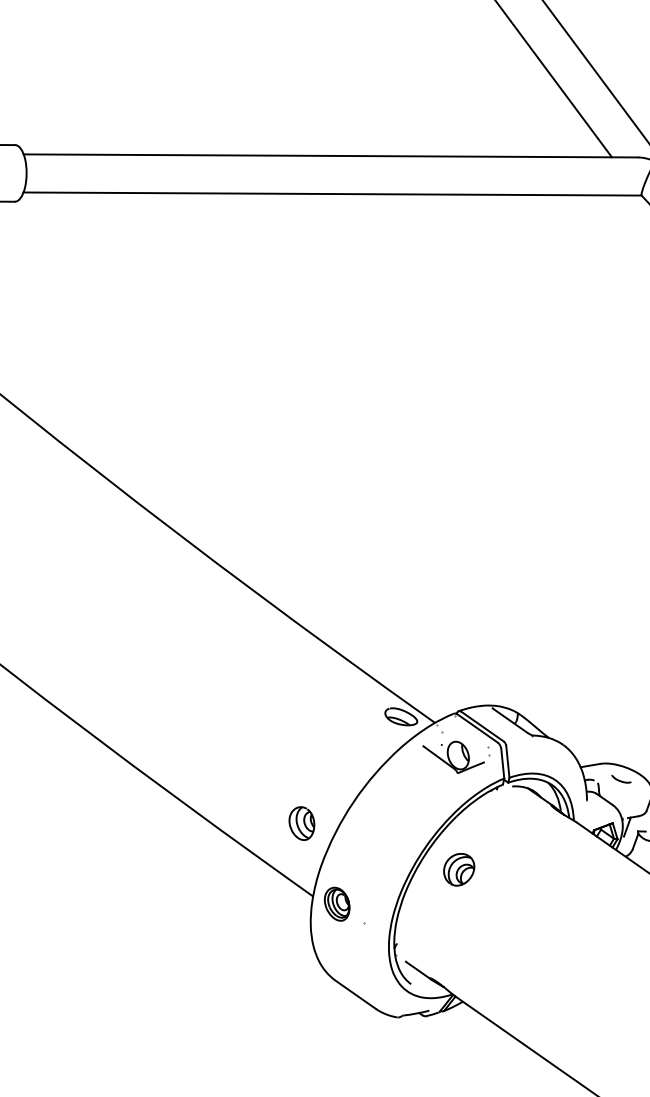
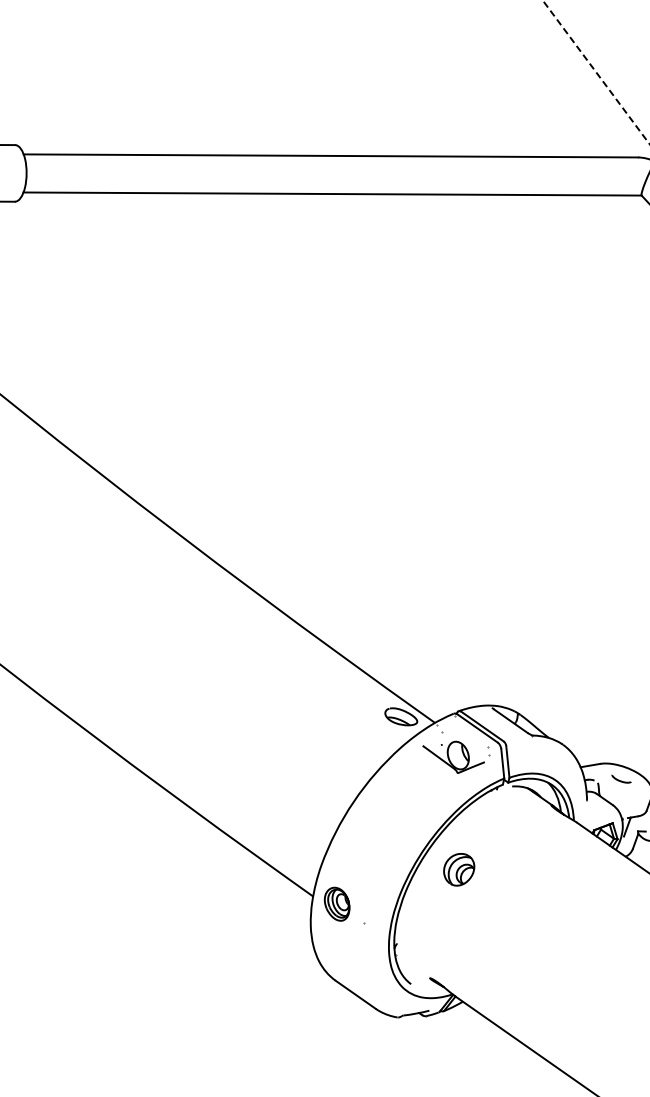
line: solid -> dashed (595, 71)
line: present -> none (553, 79)
part: present -> none (301, 823)
line: present -> none (418, 970)
